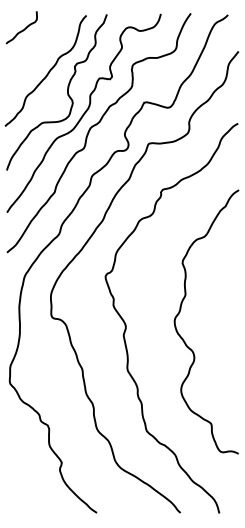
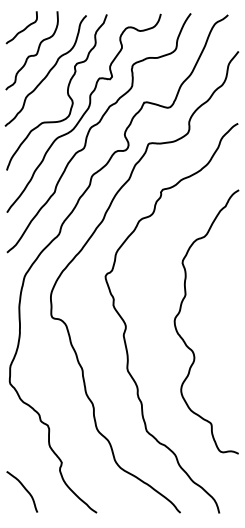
curve: none -> present (32, 54)
curve: none -> present (24, 489)
